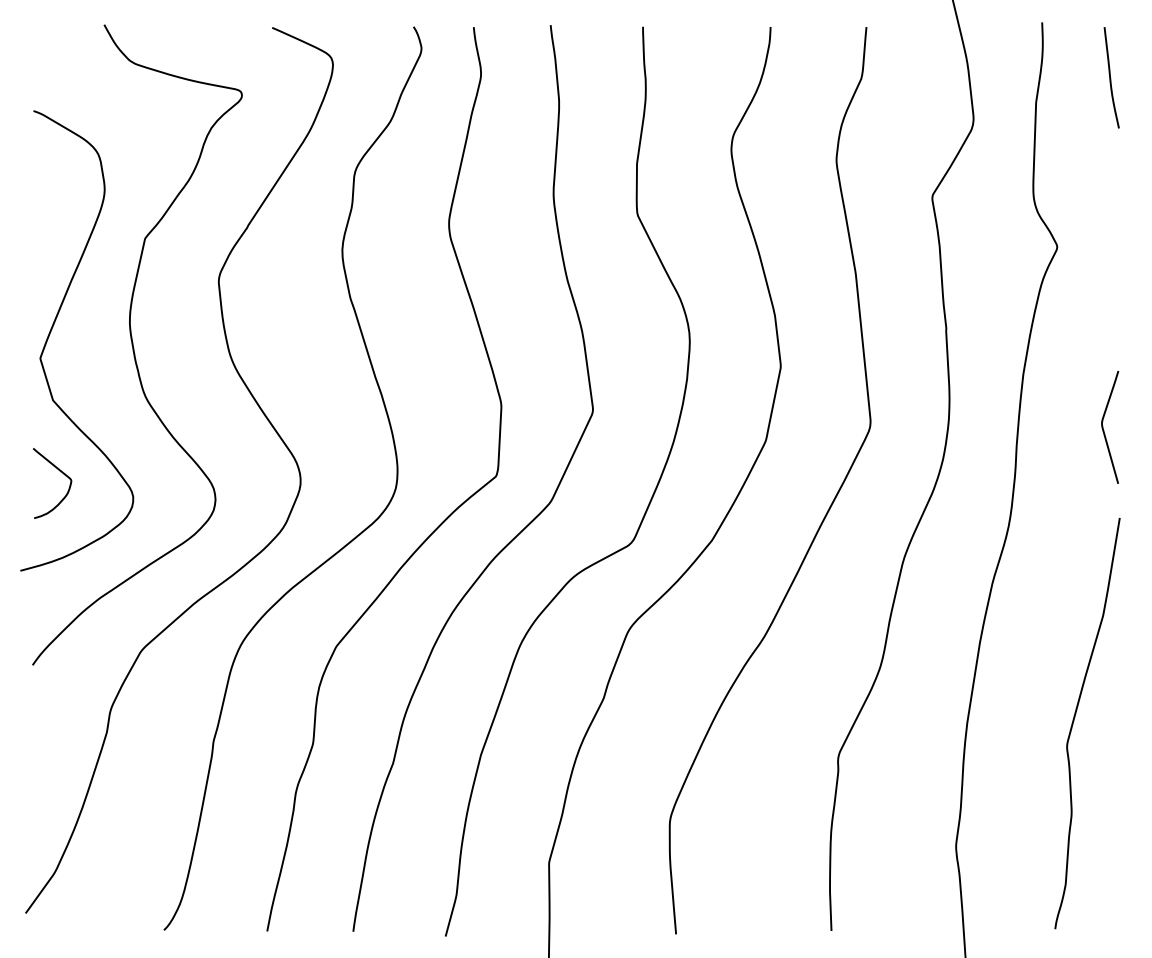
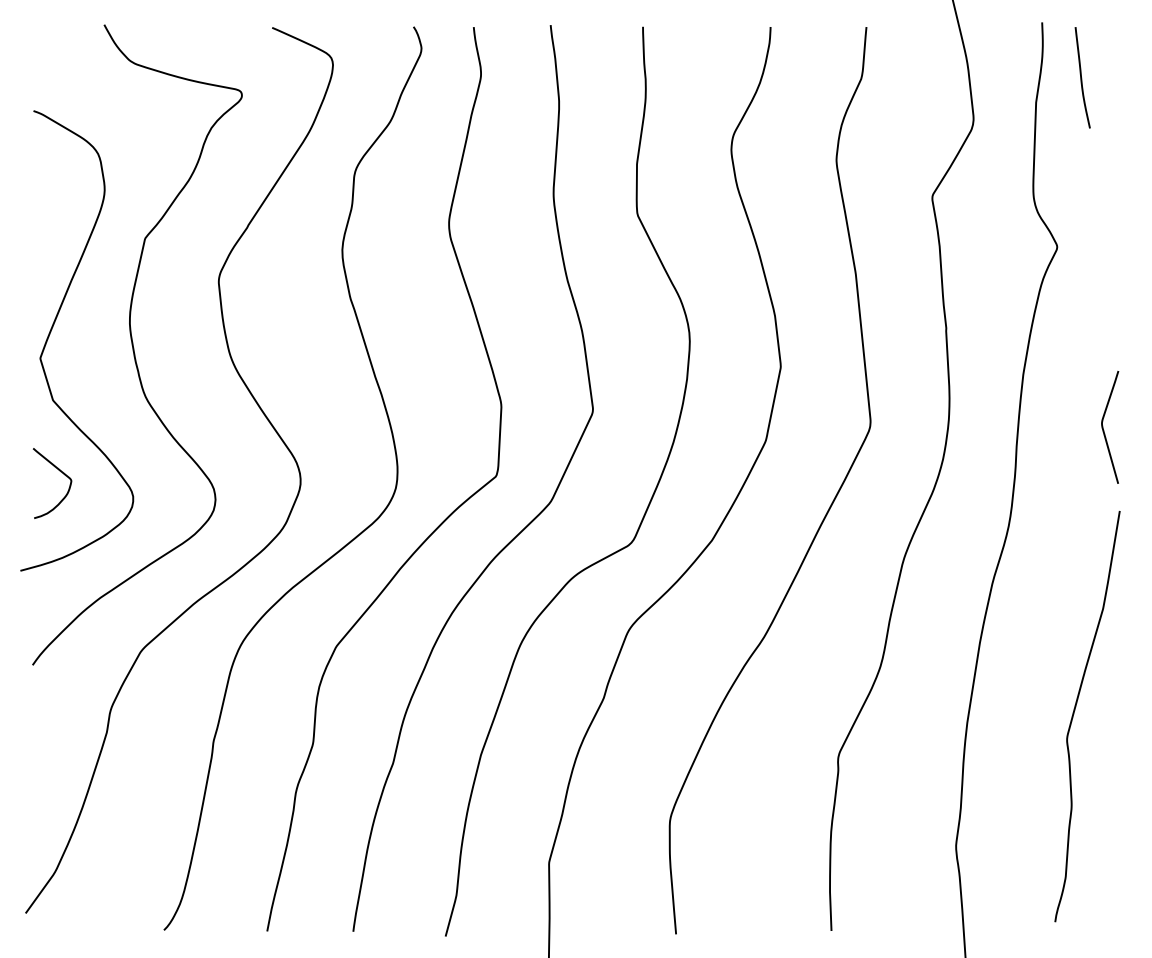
curve position: (1110, 77) -> (1081, 77) (1081, 77)
curve position: (1074, 721) -> (1074, 714) (1074, 714)
